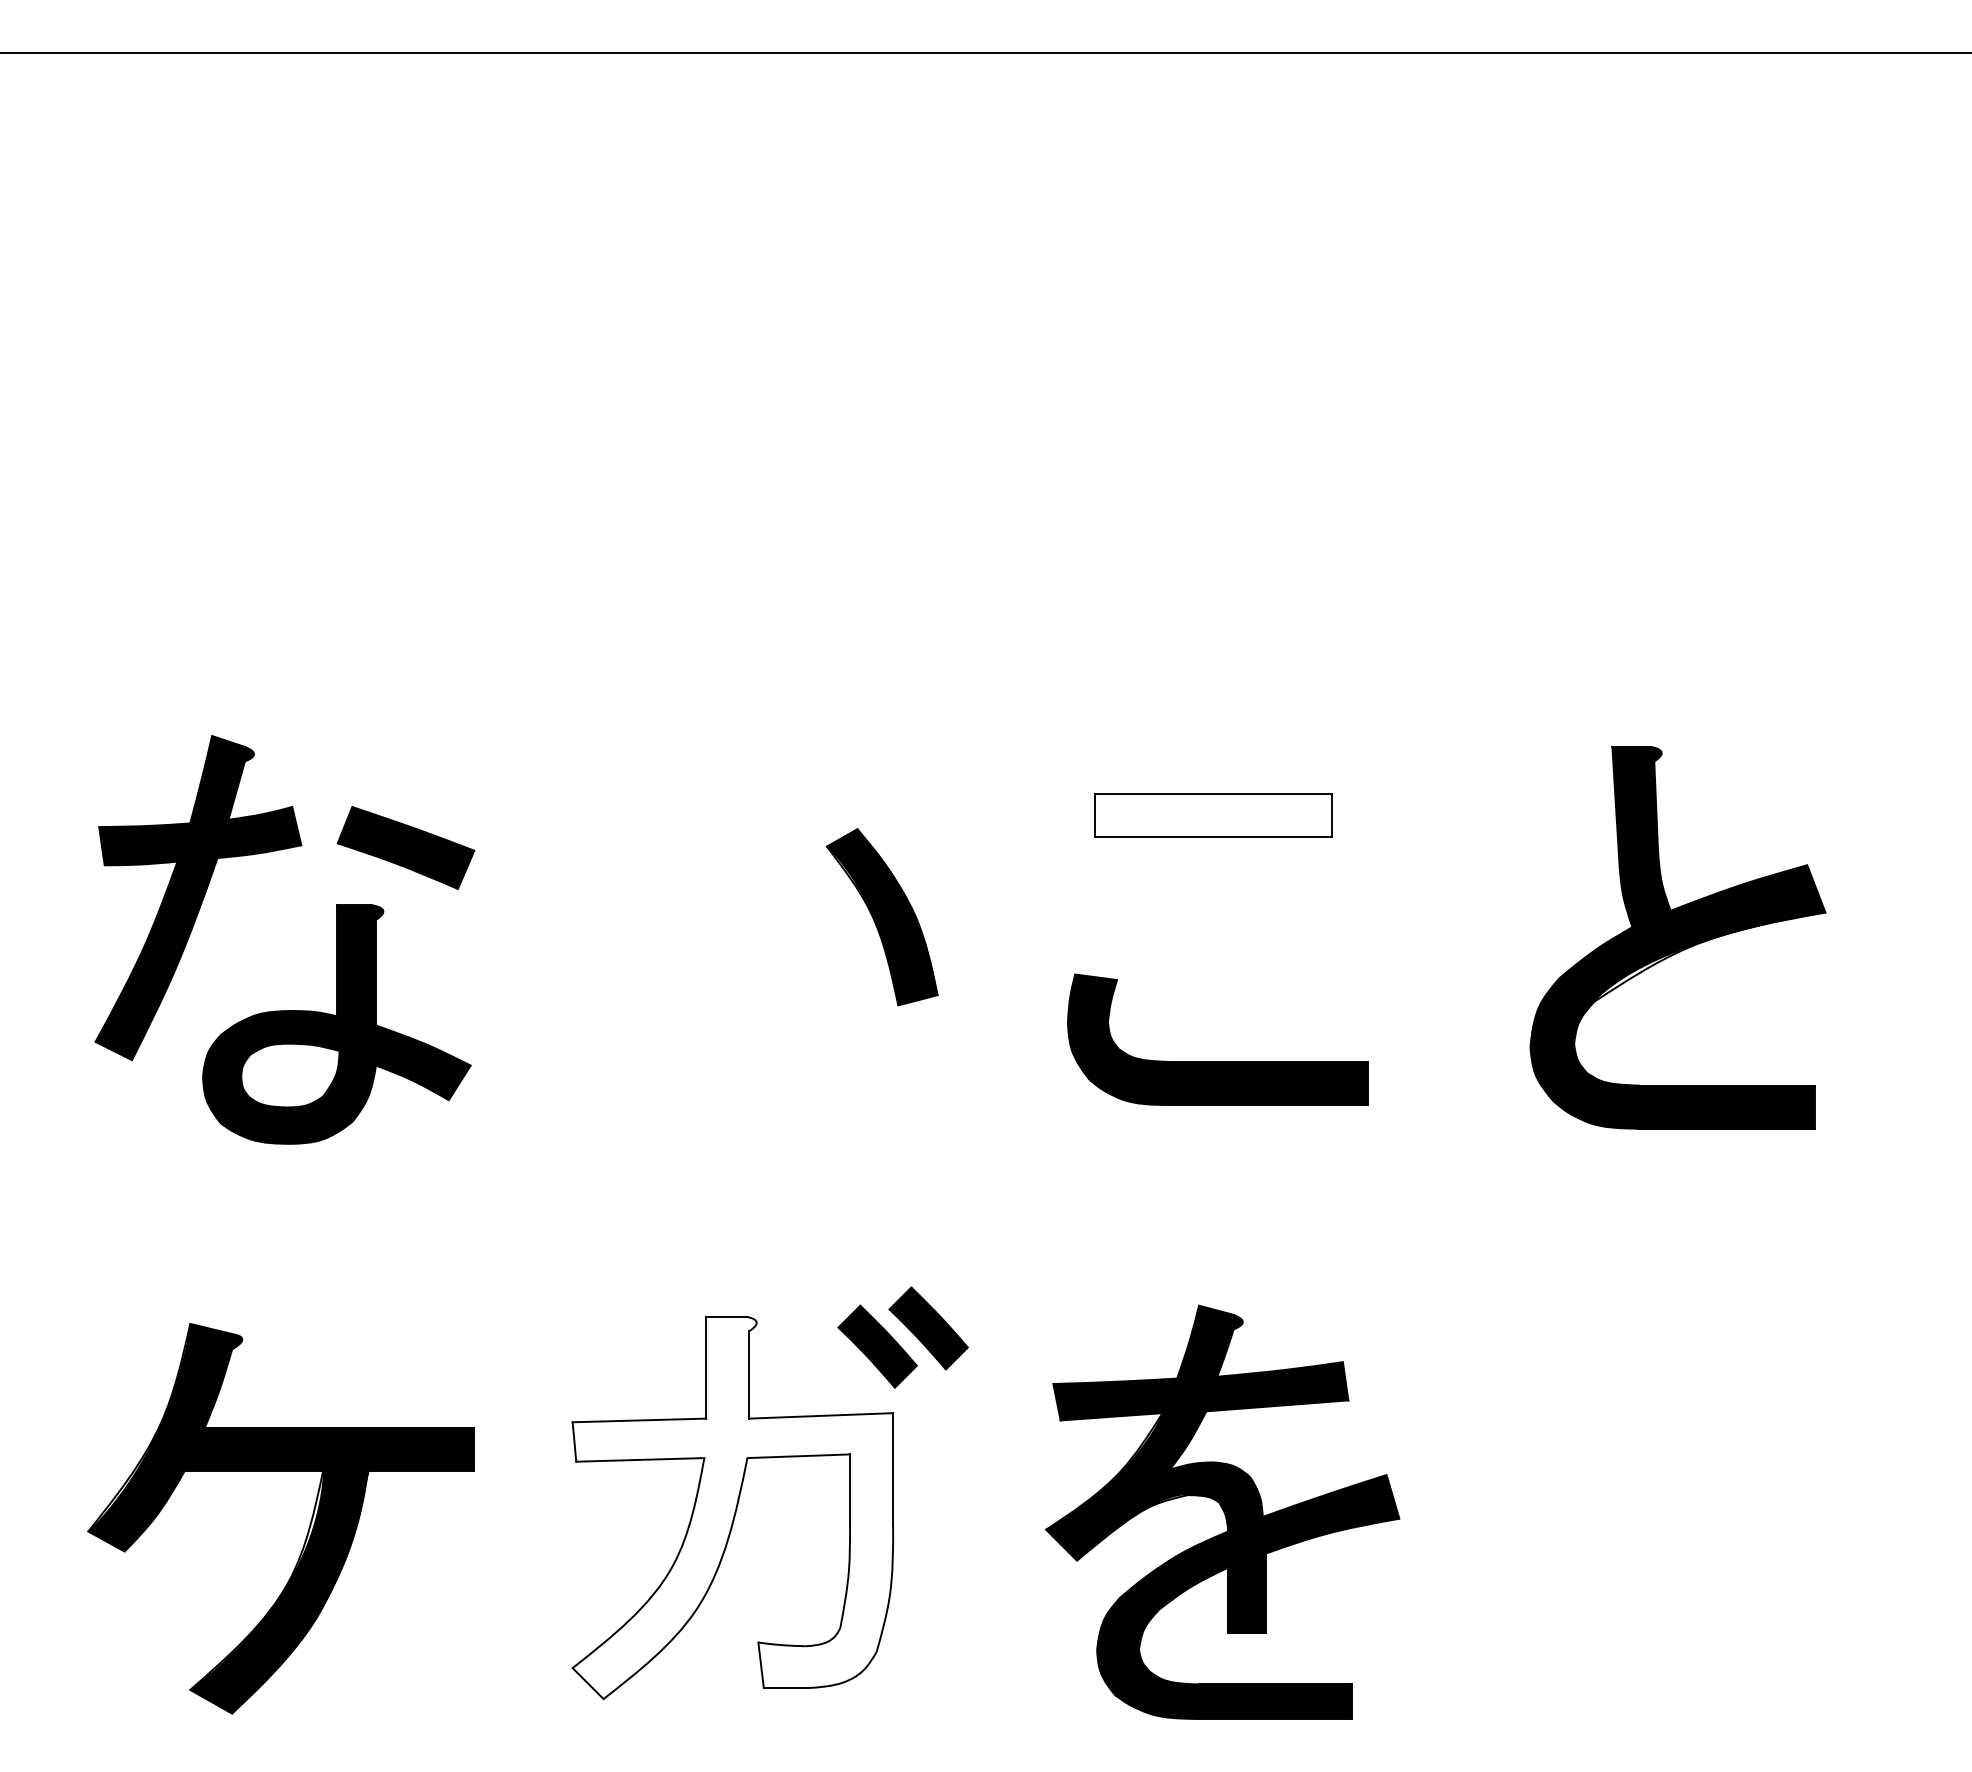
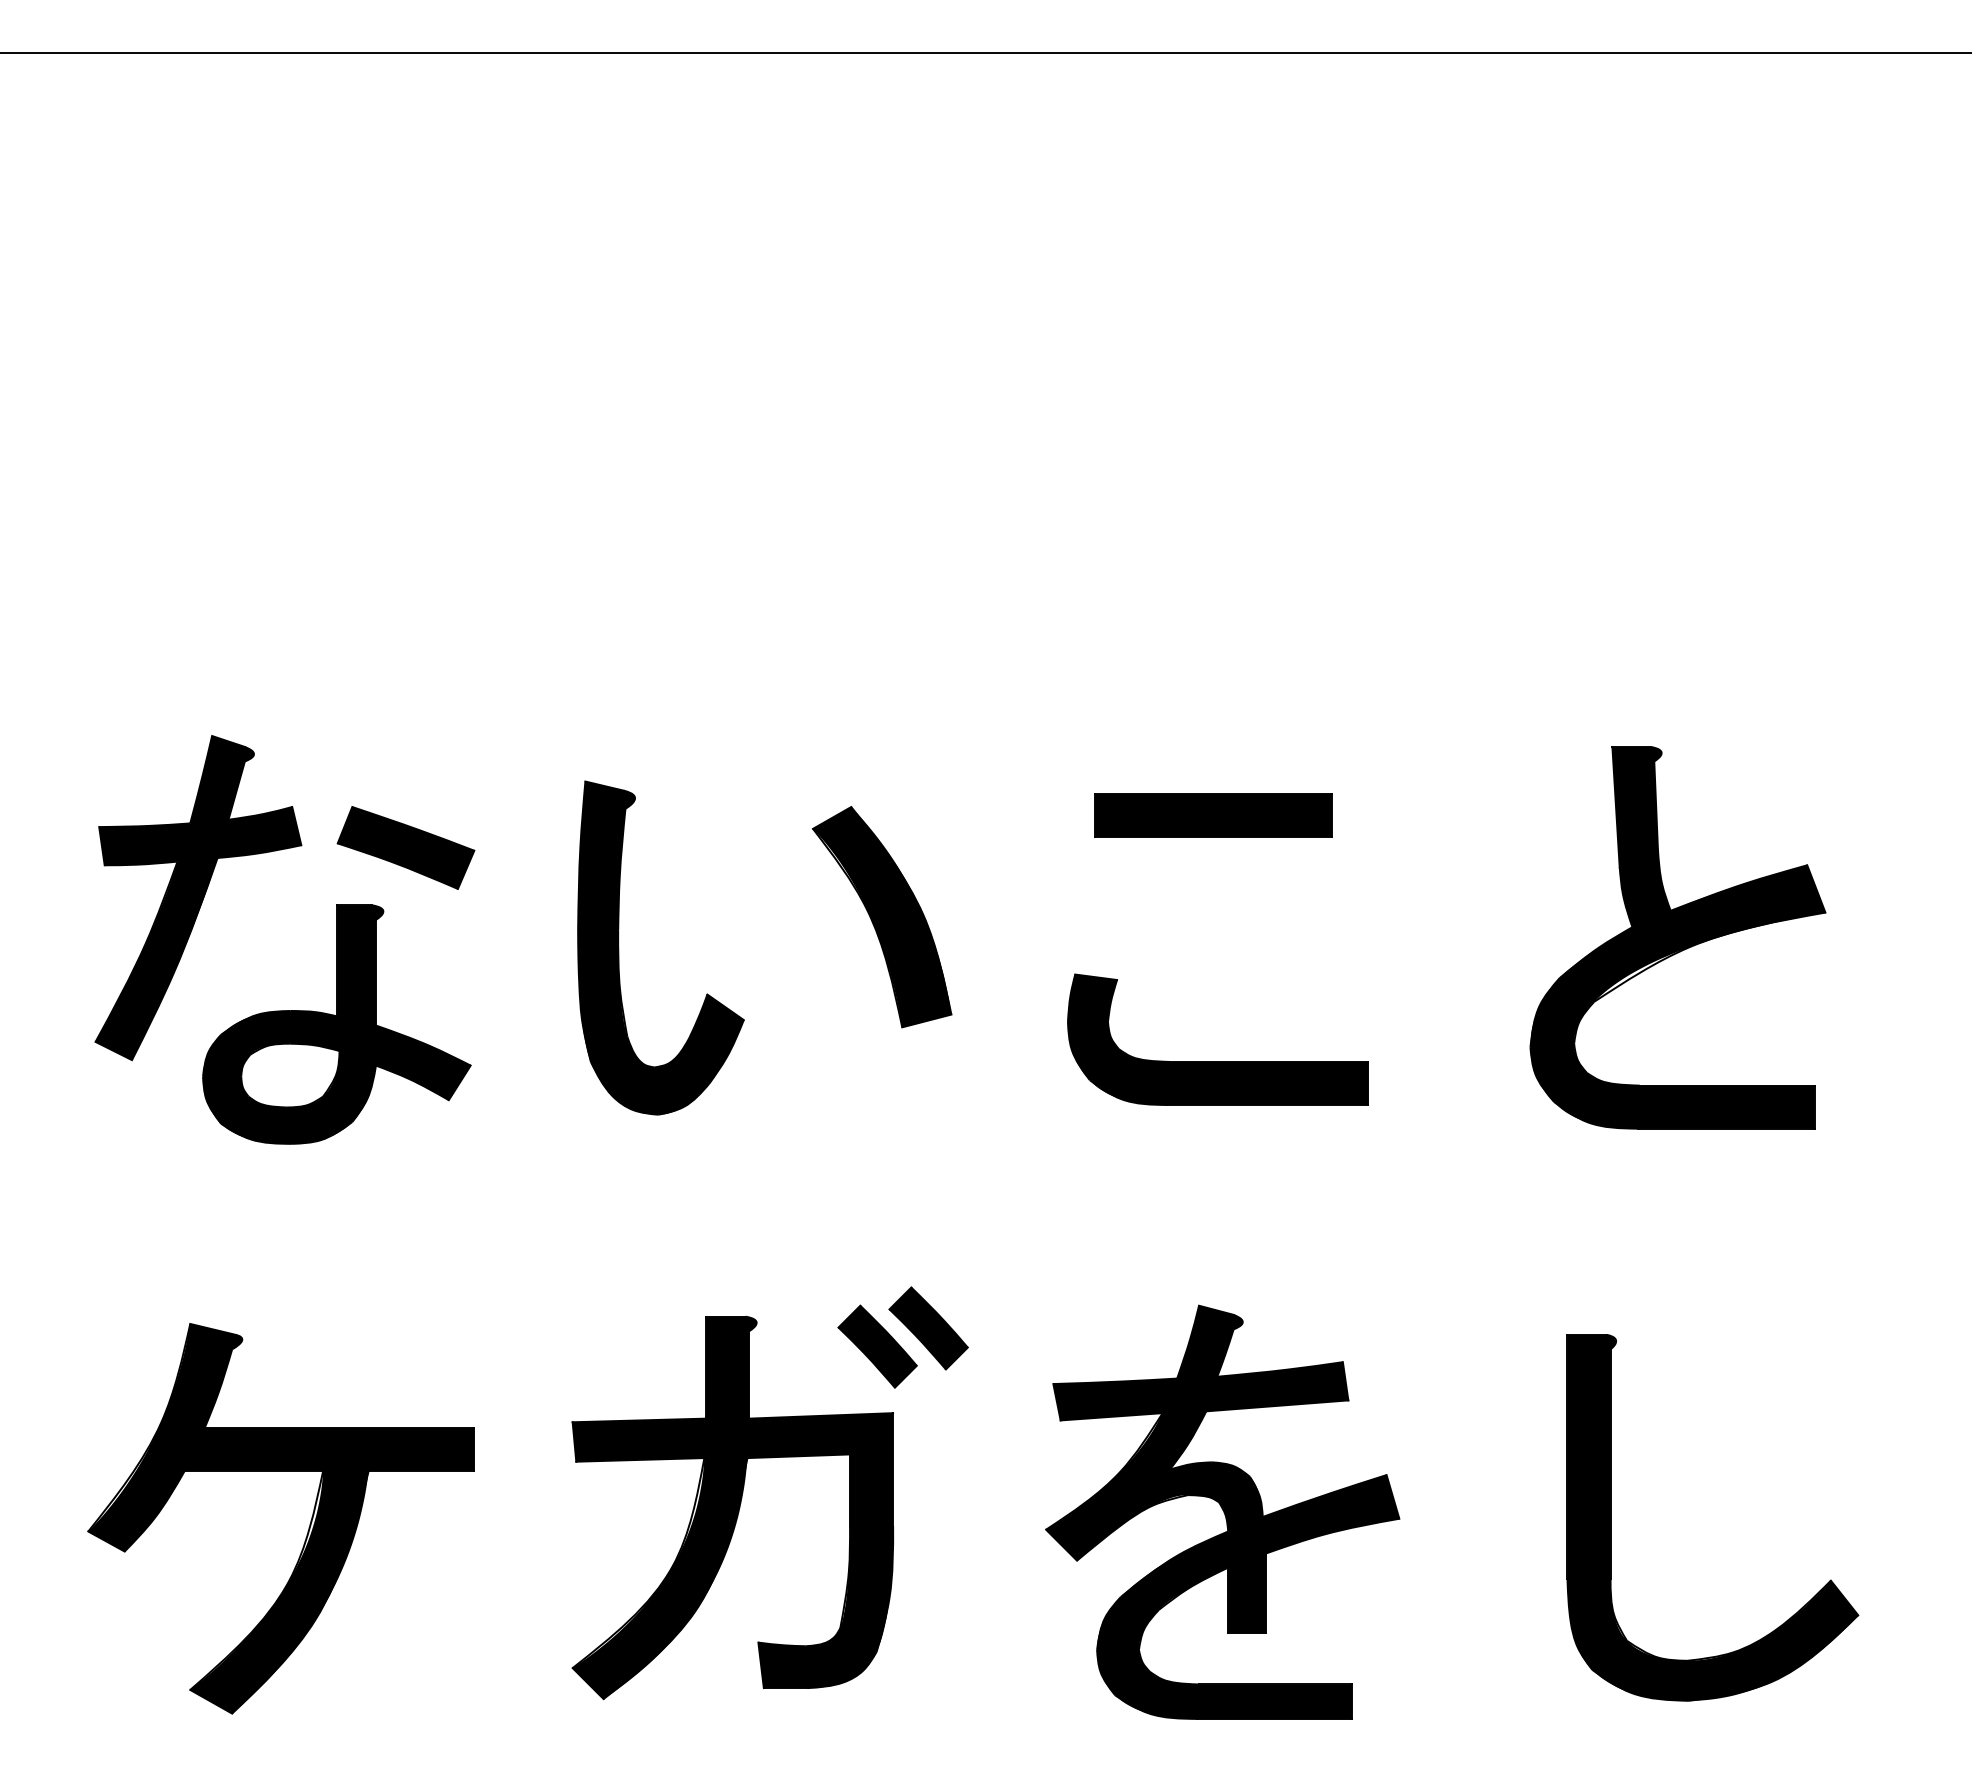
fill: none -> present (1213, 815)
part size: 114x179 px -> 141x223 px (882, 917)
part: none -> present (619, 947)
fill: none -> present (732, 1507)
part: none -> present (1611, 1517)
